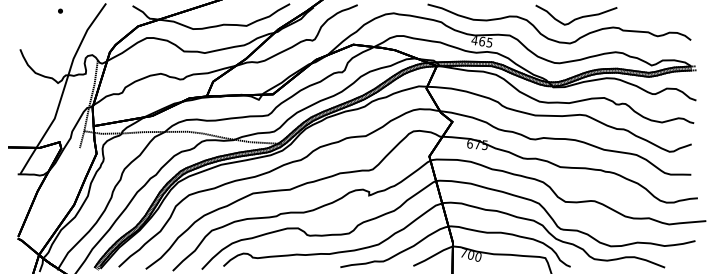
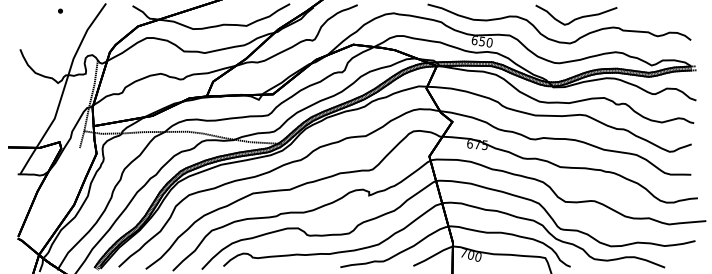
text: 465 -> 650 (481, 41)
